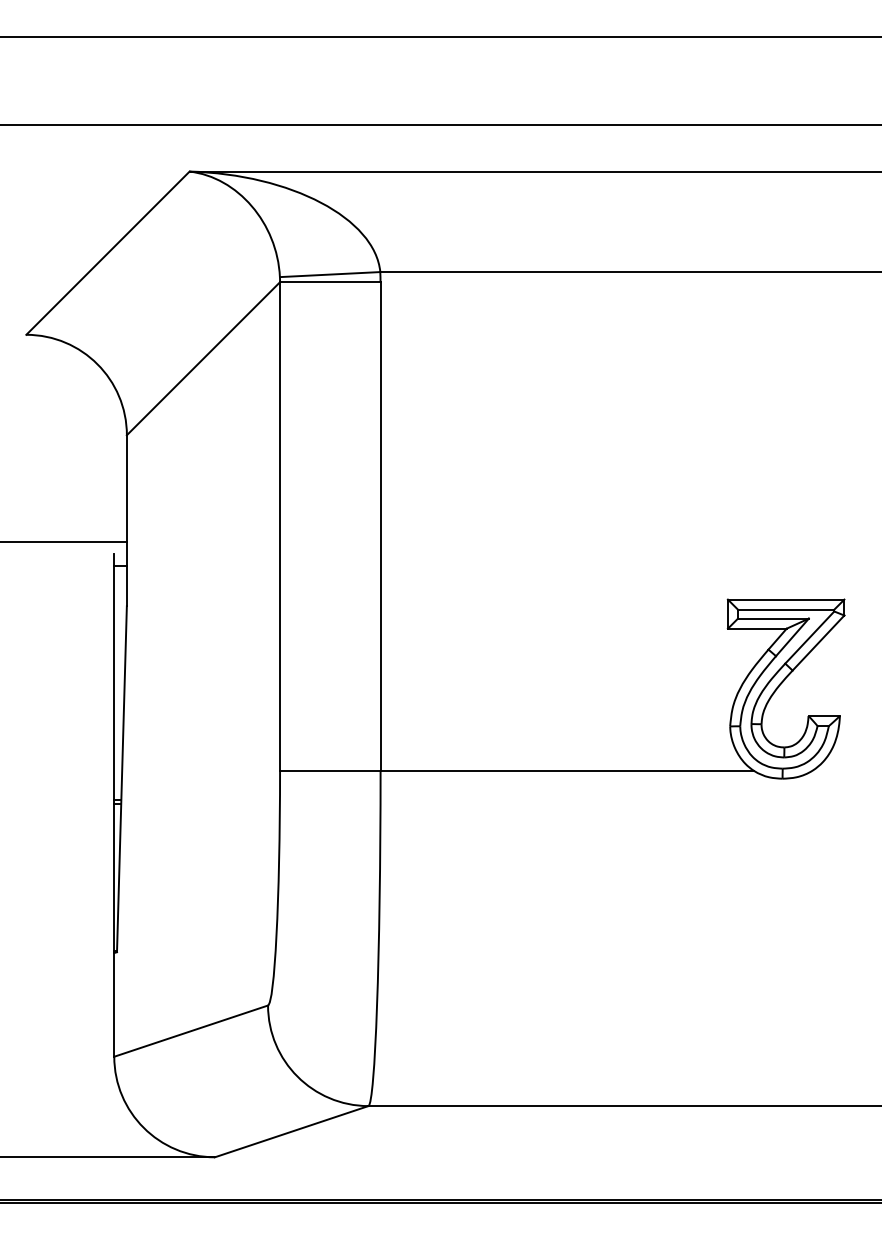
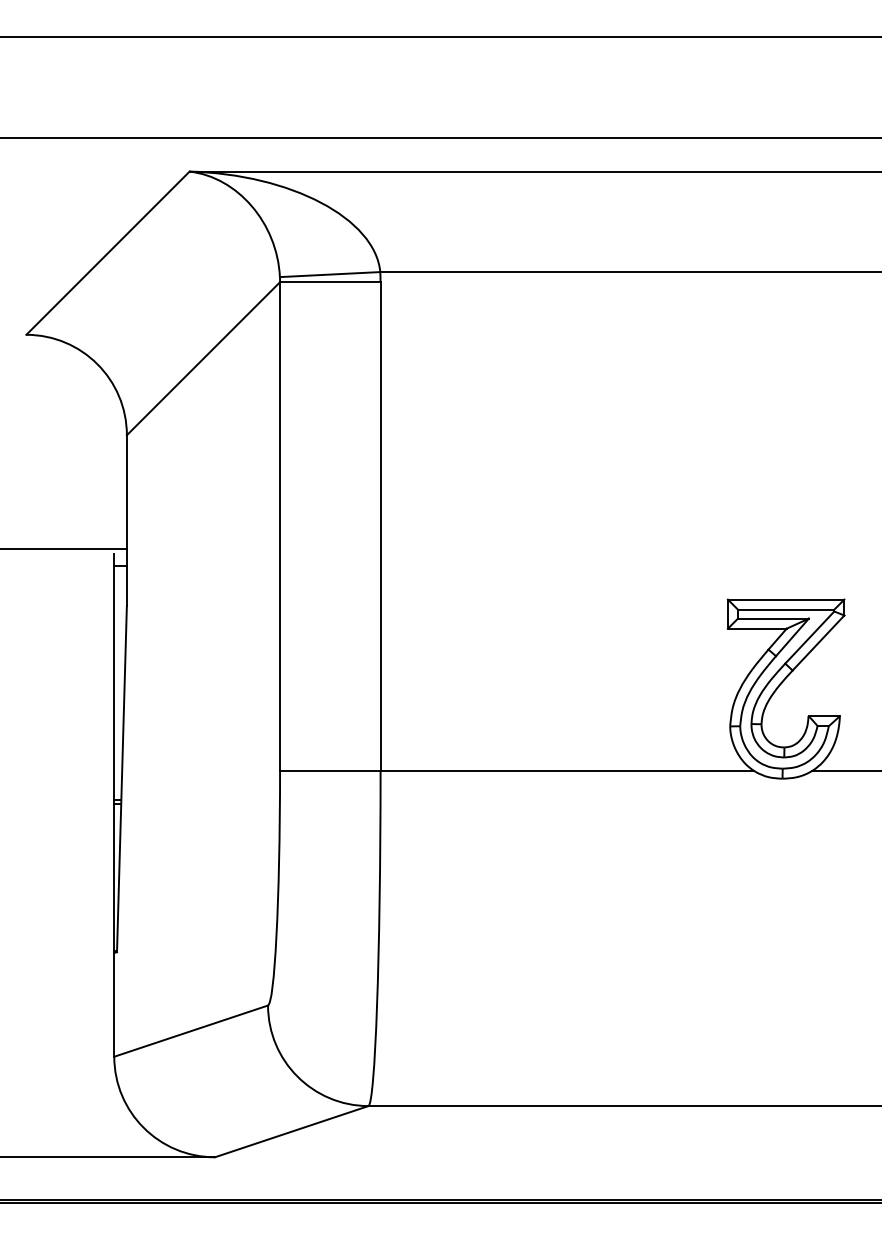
line position: (440, 124) -> (440, 137) (440, 137)
line position: (64, 541) -> (64, 548) (64, 548)
line: none -> present (845, 770)
